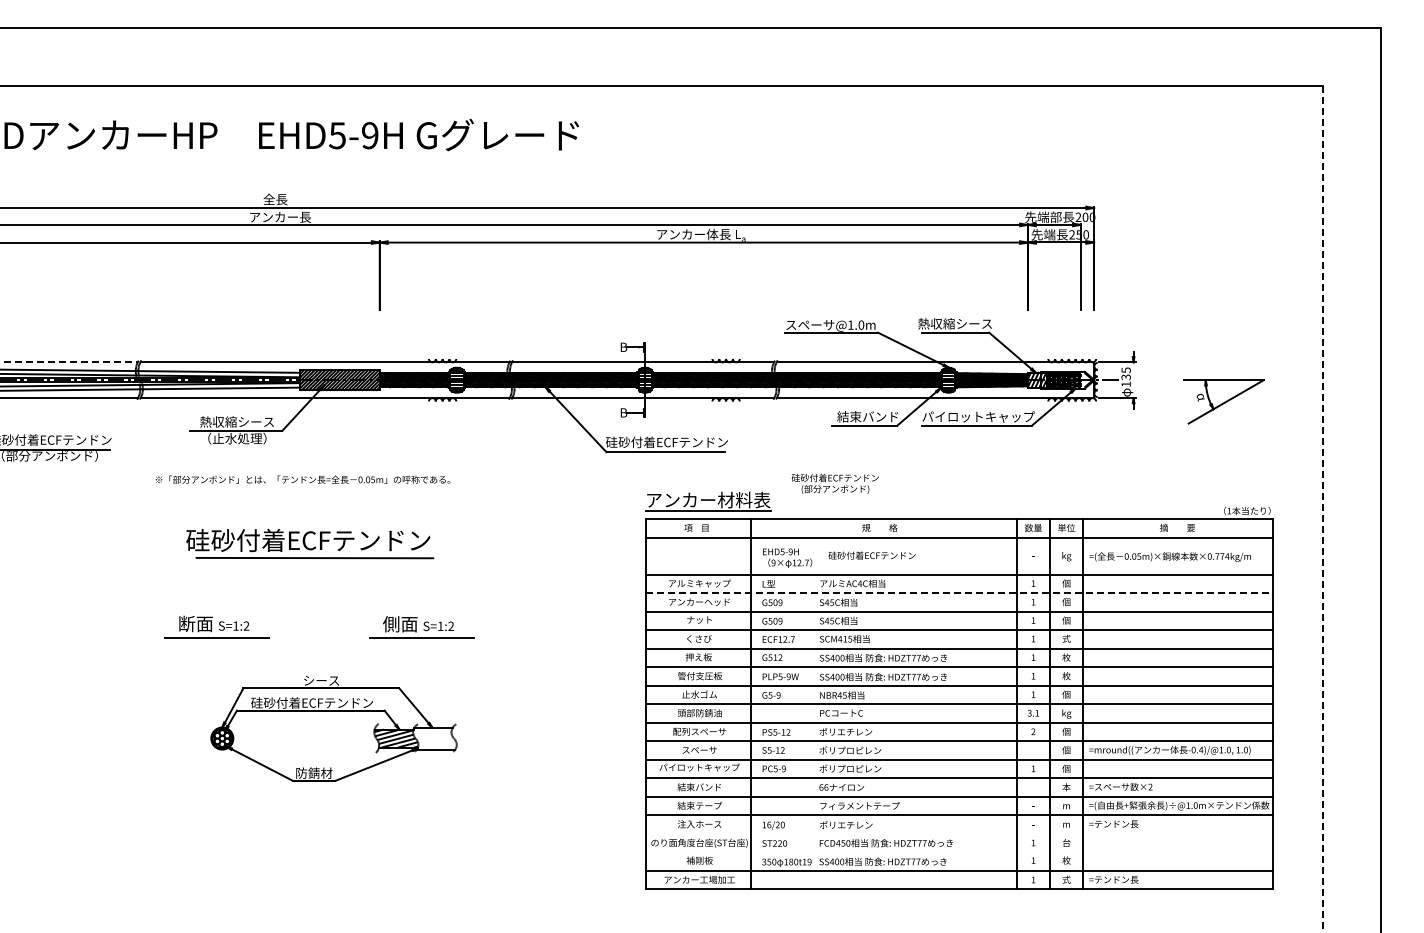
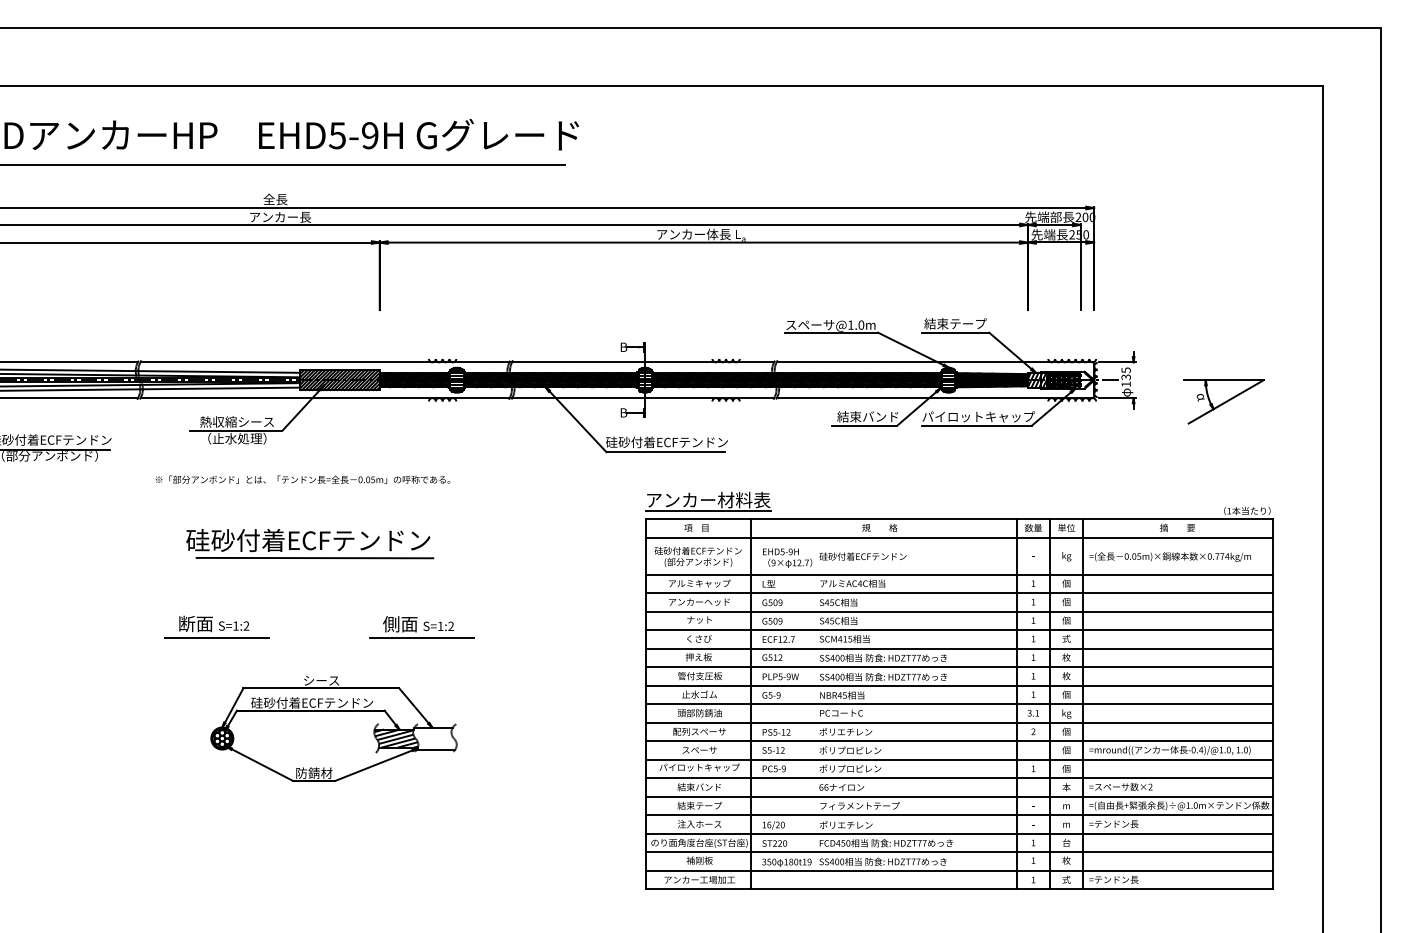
line: none -> present (283, 165)
text: 熱収縮シース -> 結束テープ (954, 323)
line: dashed -> solid (69, 362)
text position: (834, 483) -> (697, 556) (697, 556)
line: dashed -> solid (1323, 509)
text position: (871, 555) -> (862, 556) (862, 556)
line: dashed -> solid (959, 593)
line: none -> present (958, 833)
line: none -> present (958, 852)
